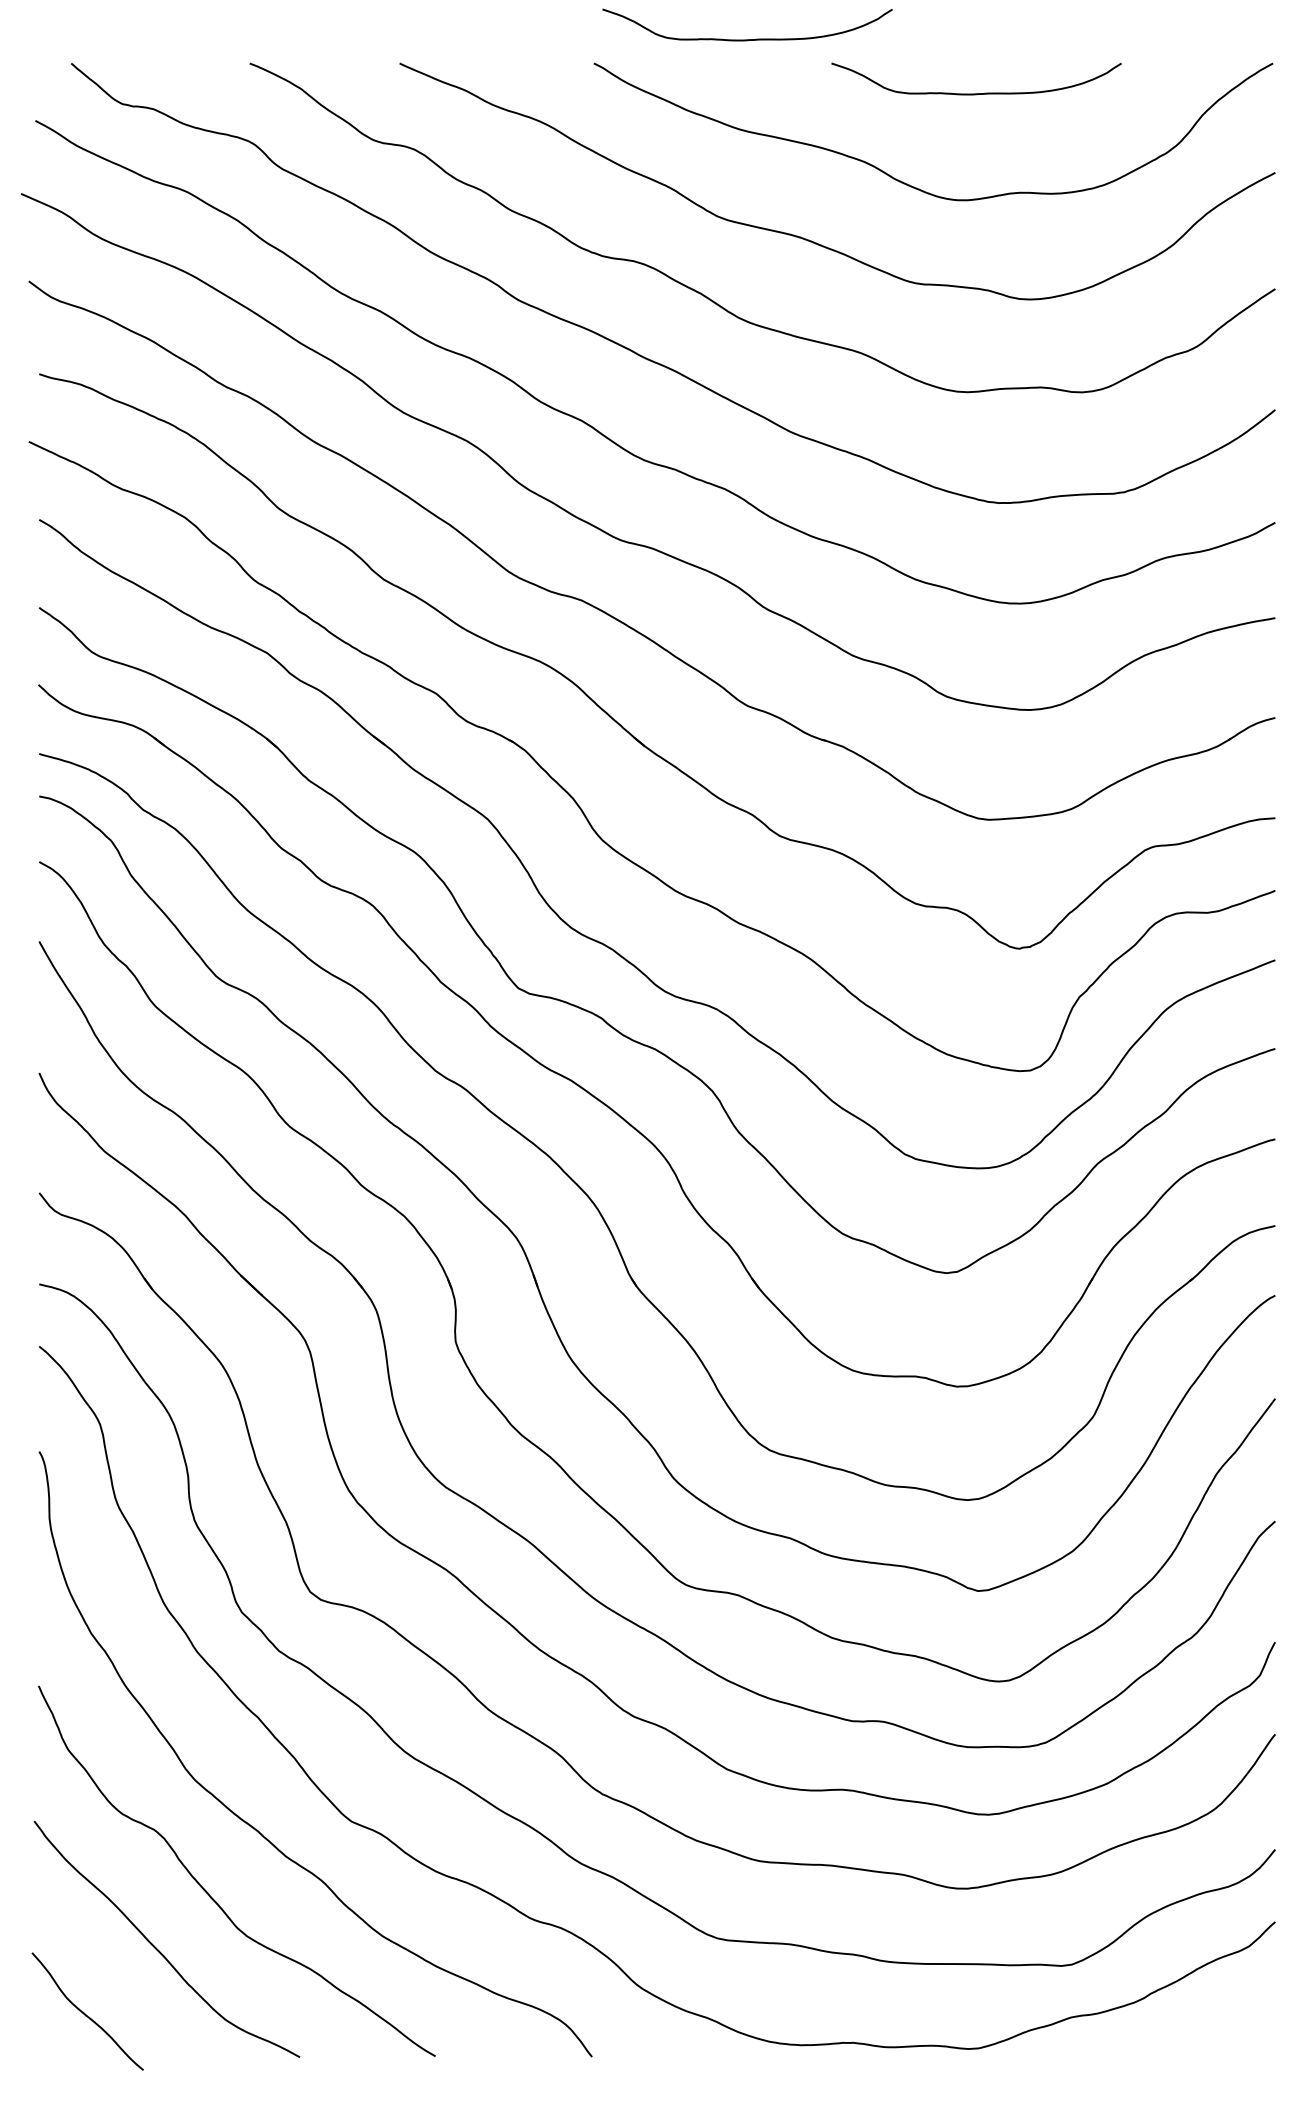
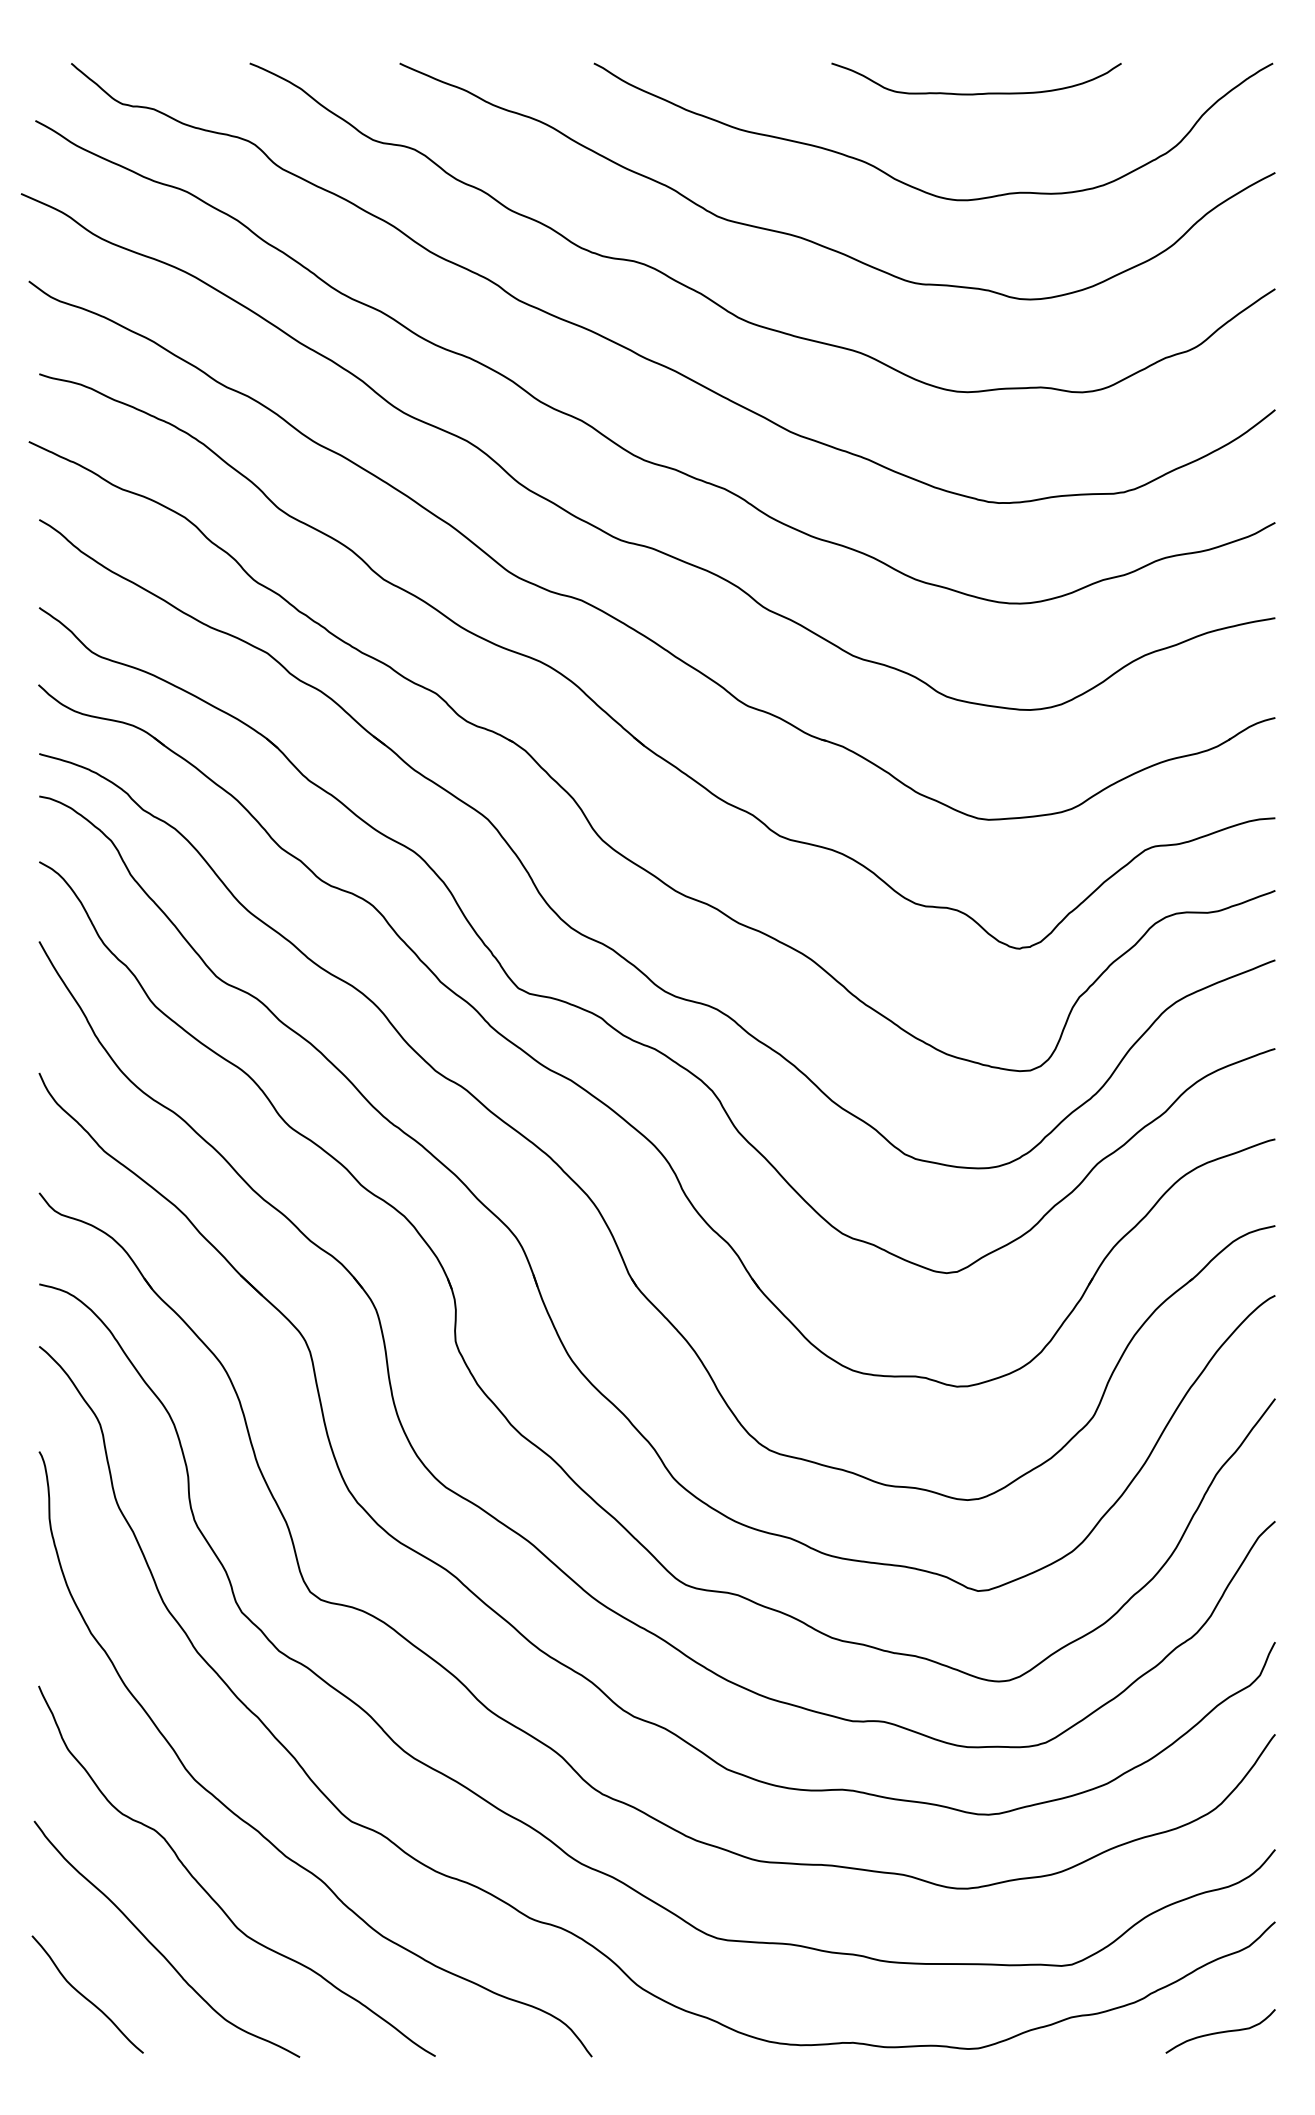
curve: present -> none (747, 39)
curve position: (85, 2013) -> (85, 1996) (85, 1996)
curve: none -> present (1220, 2031)
